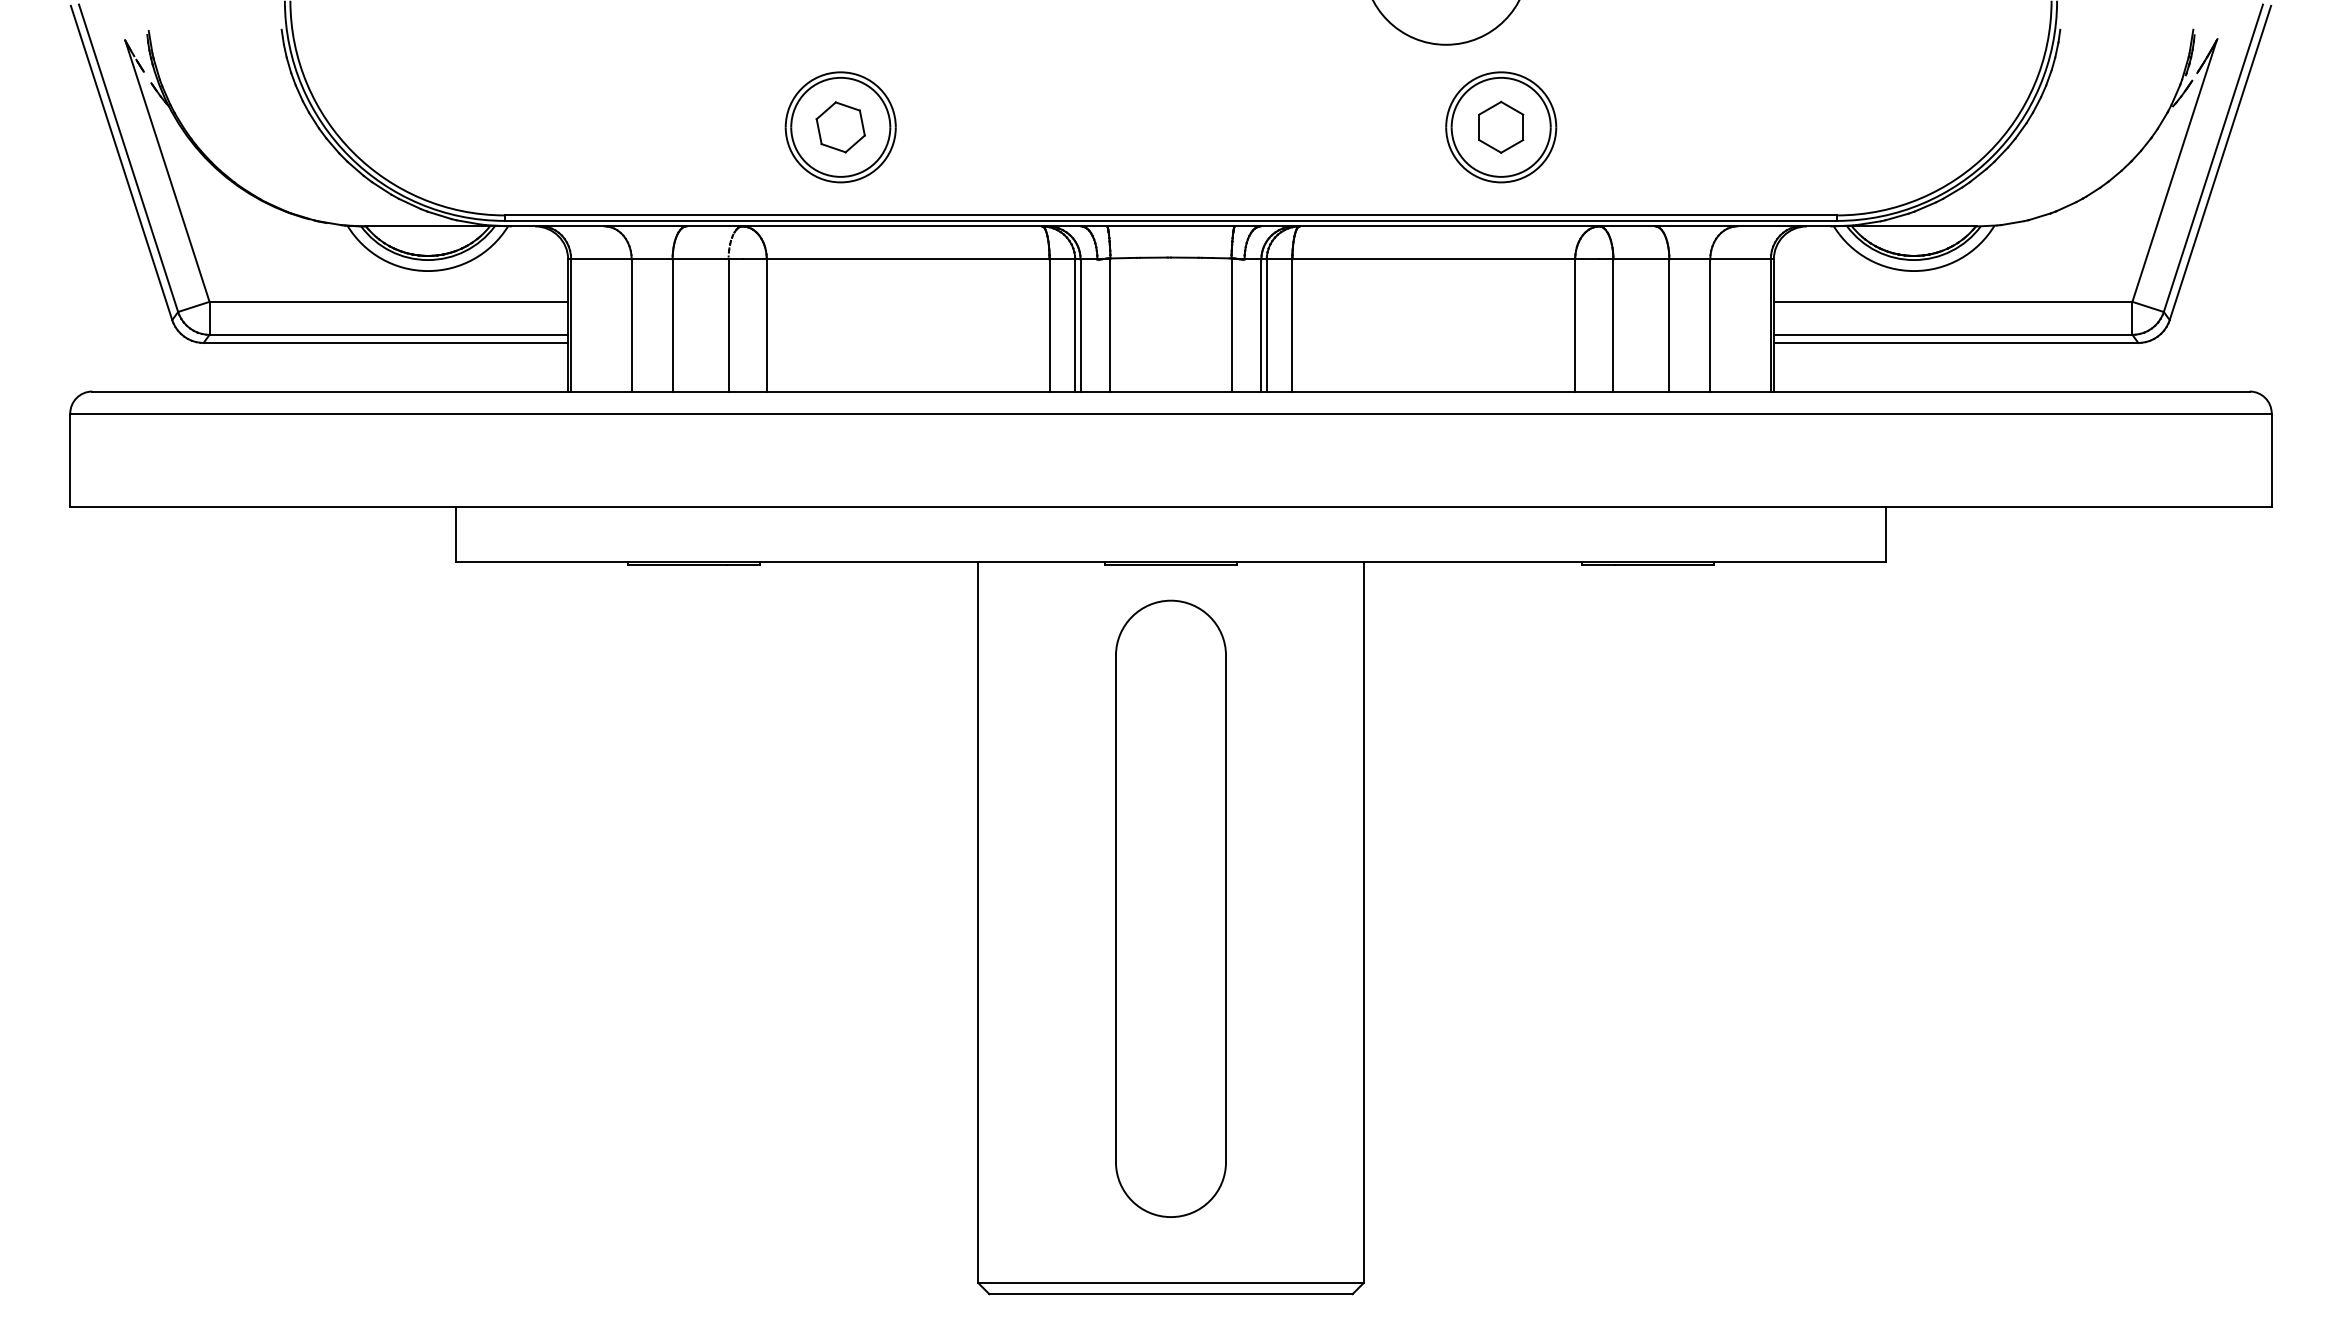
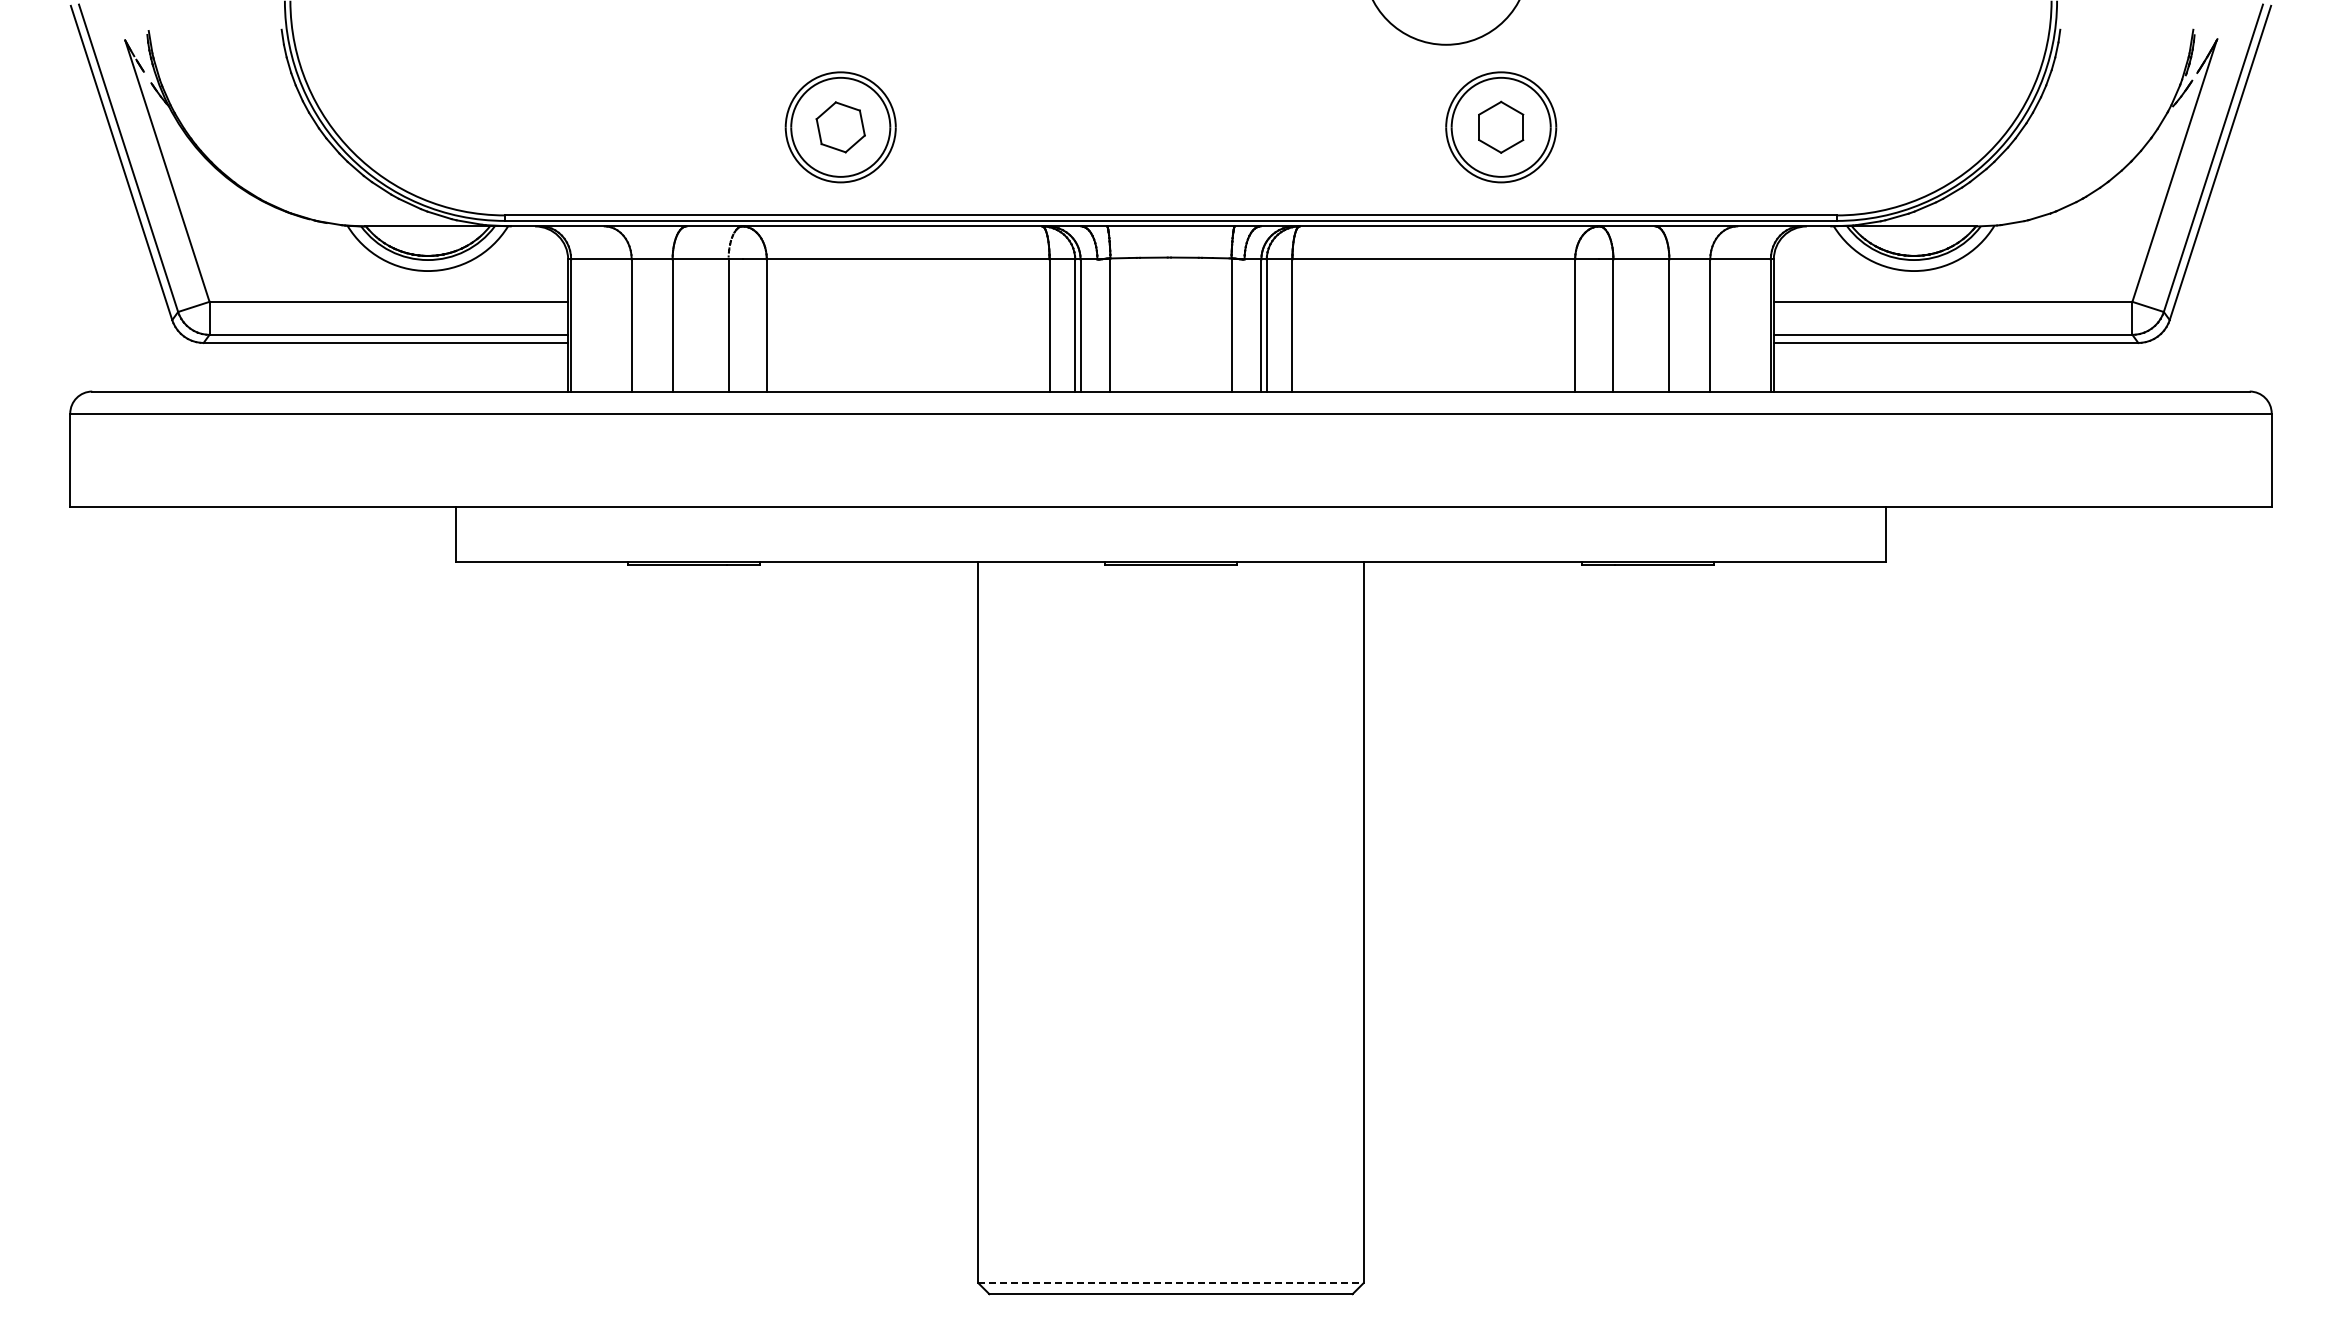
part: present -> none (1170, 908)
line: solid -> dashed (1170, 1283)
